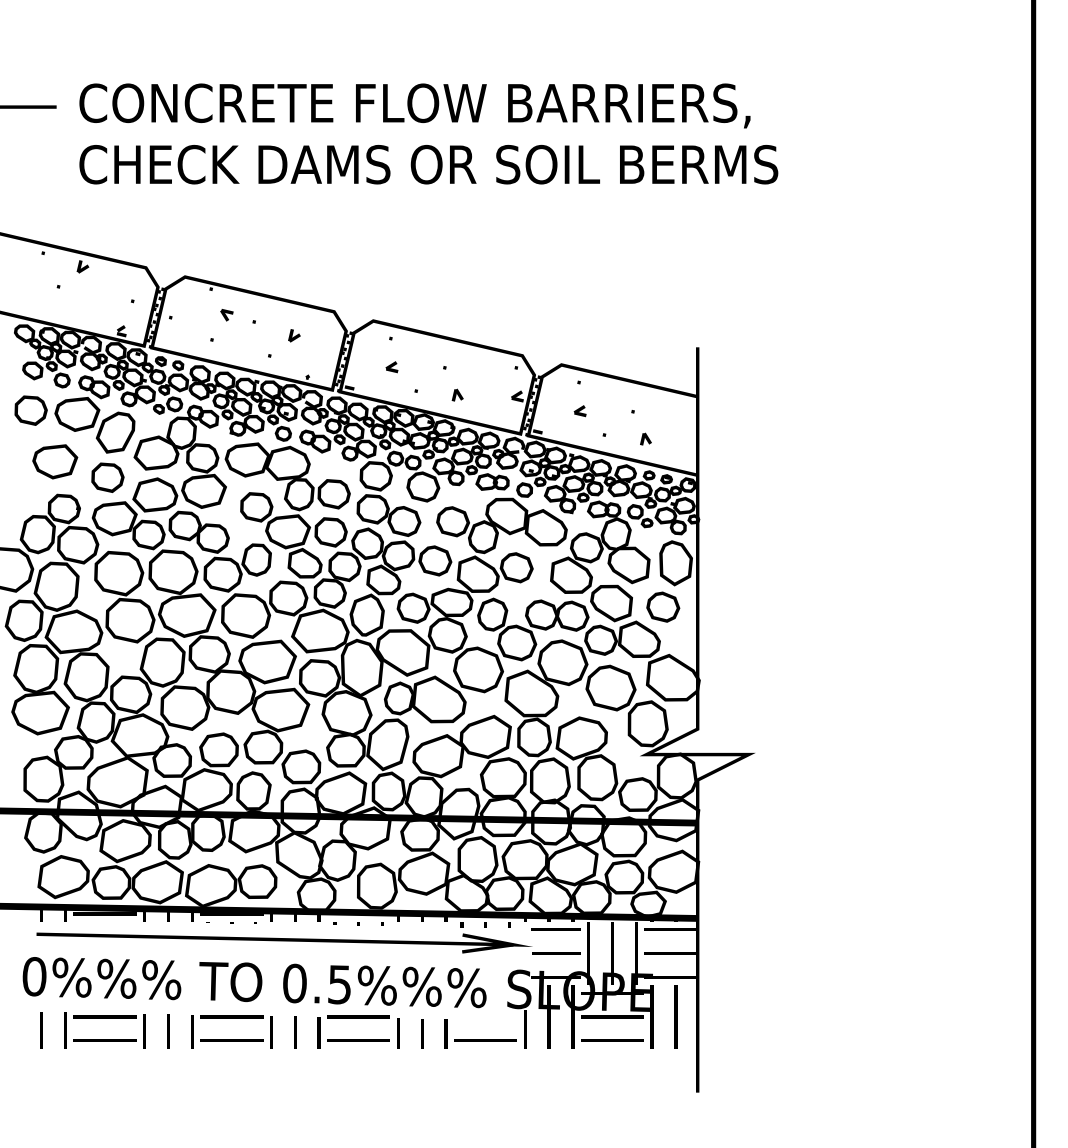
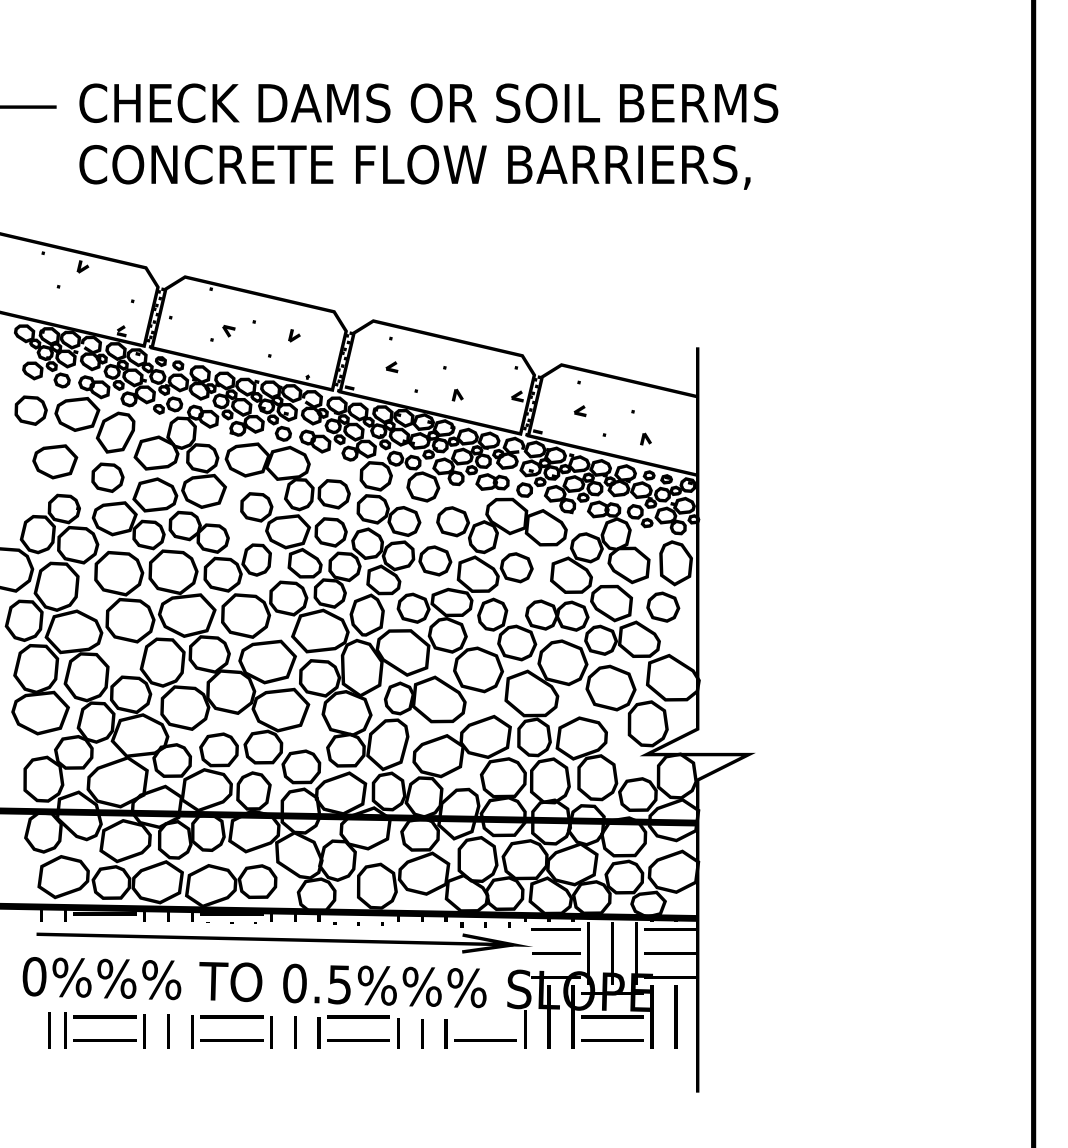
text: CONCRETE FLOW BARRIERS, -> CHECK DAMS OR SOIL BERMS (445, 105)
text: CHECK DAMS OR SOIL BERMS -> CONCRETE FLOW BARRIERS, (445, 166)
part position: (226, 315) -> (228, 331) (228, 331)
line position: (41, 1030) -> (49, 1030) (49, 1030)
